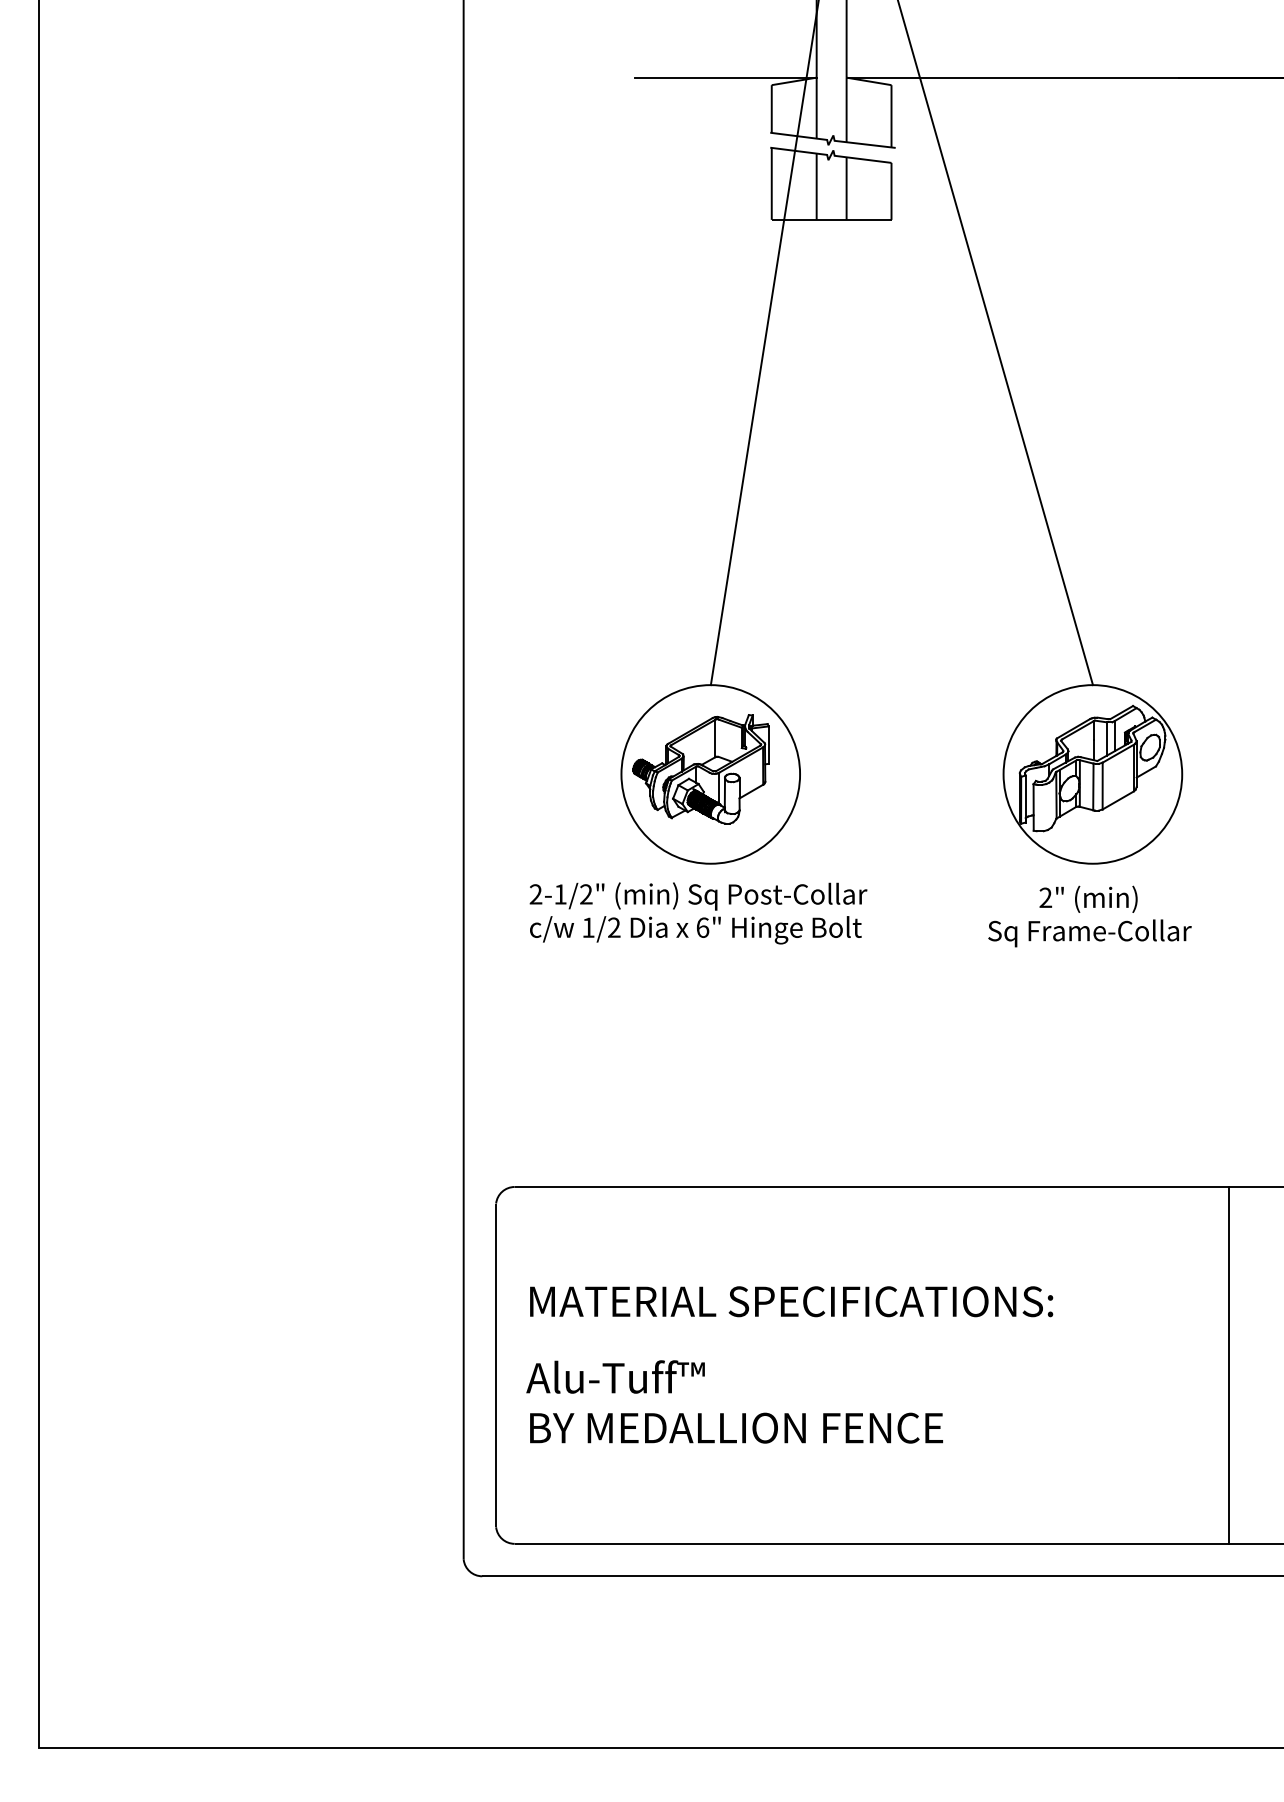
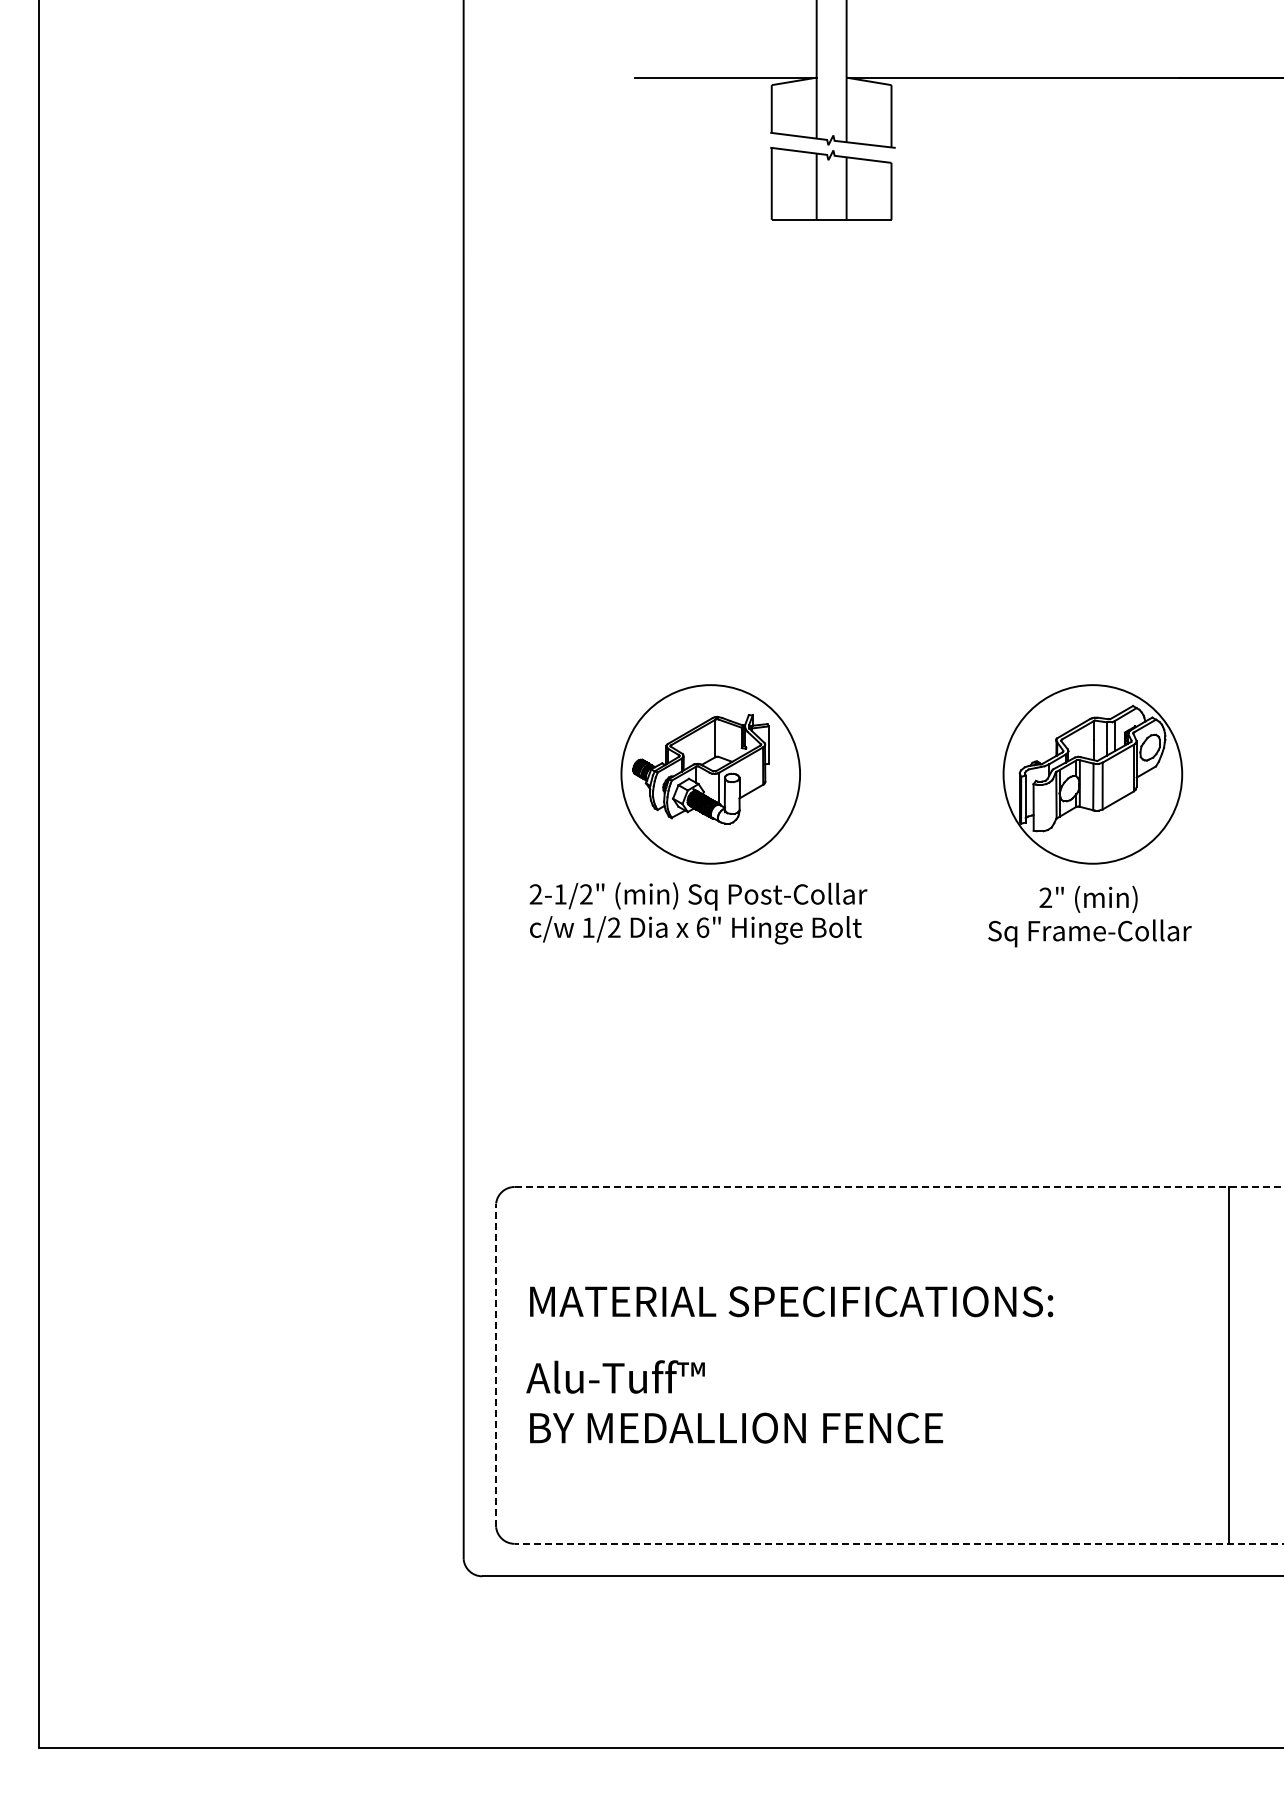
line: present -> none (764, 343)
line: present -> none (995, 343)
line: solid -> dashed (899, 1186)
line: solid -> dashed (496, 1365)
line: solid -> dashed (898, 1543)
